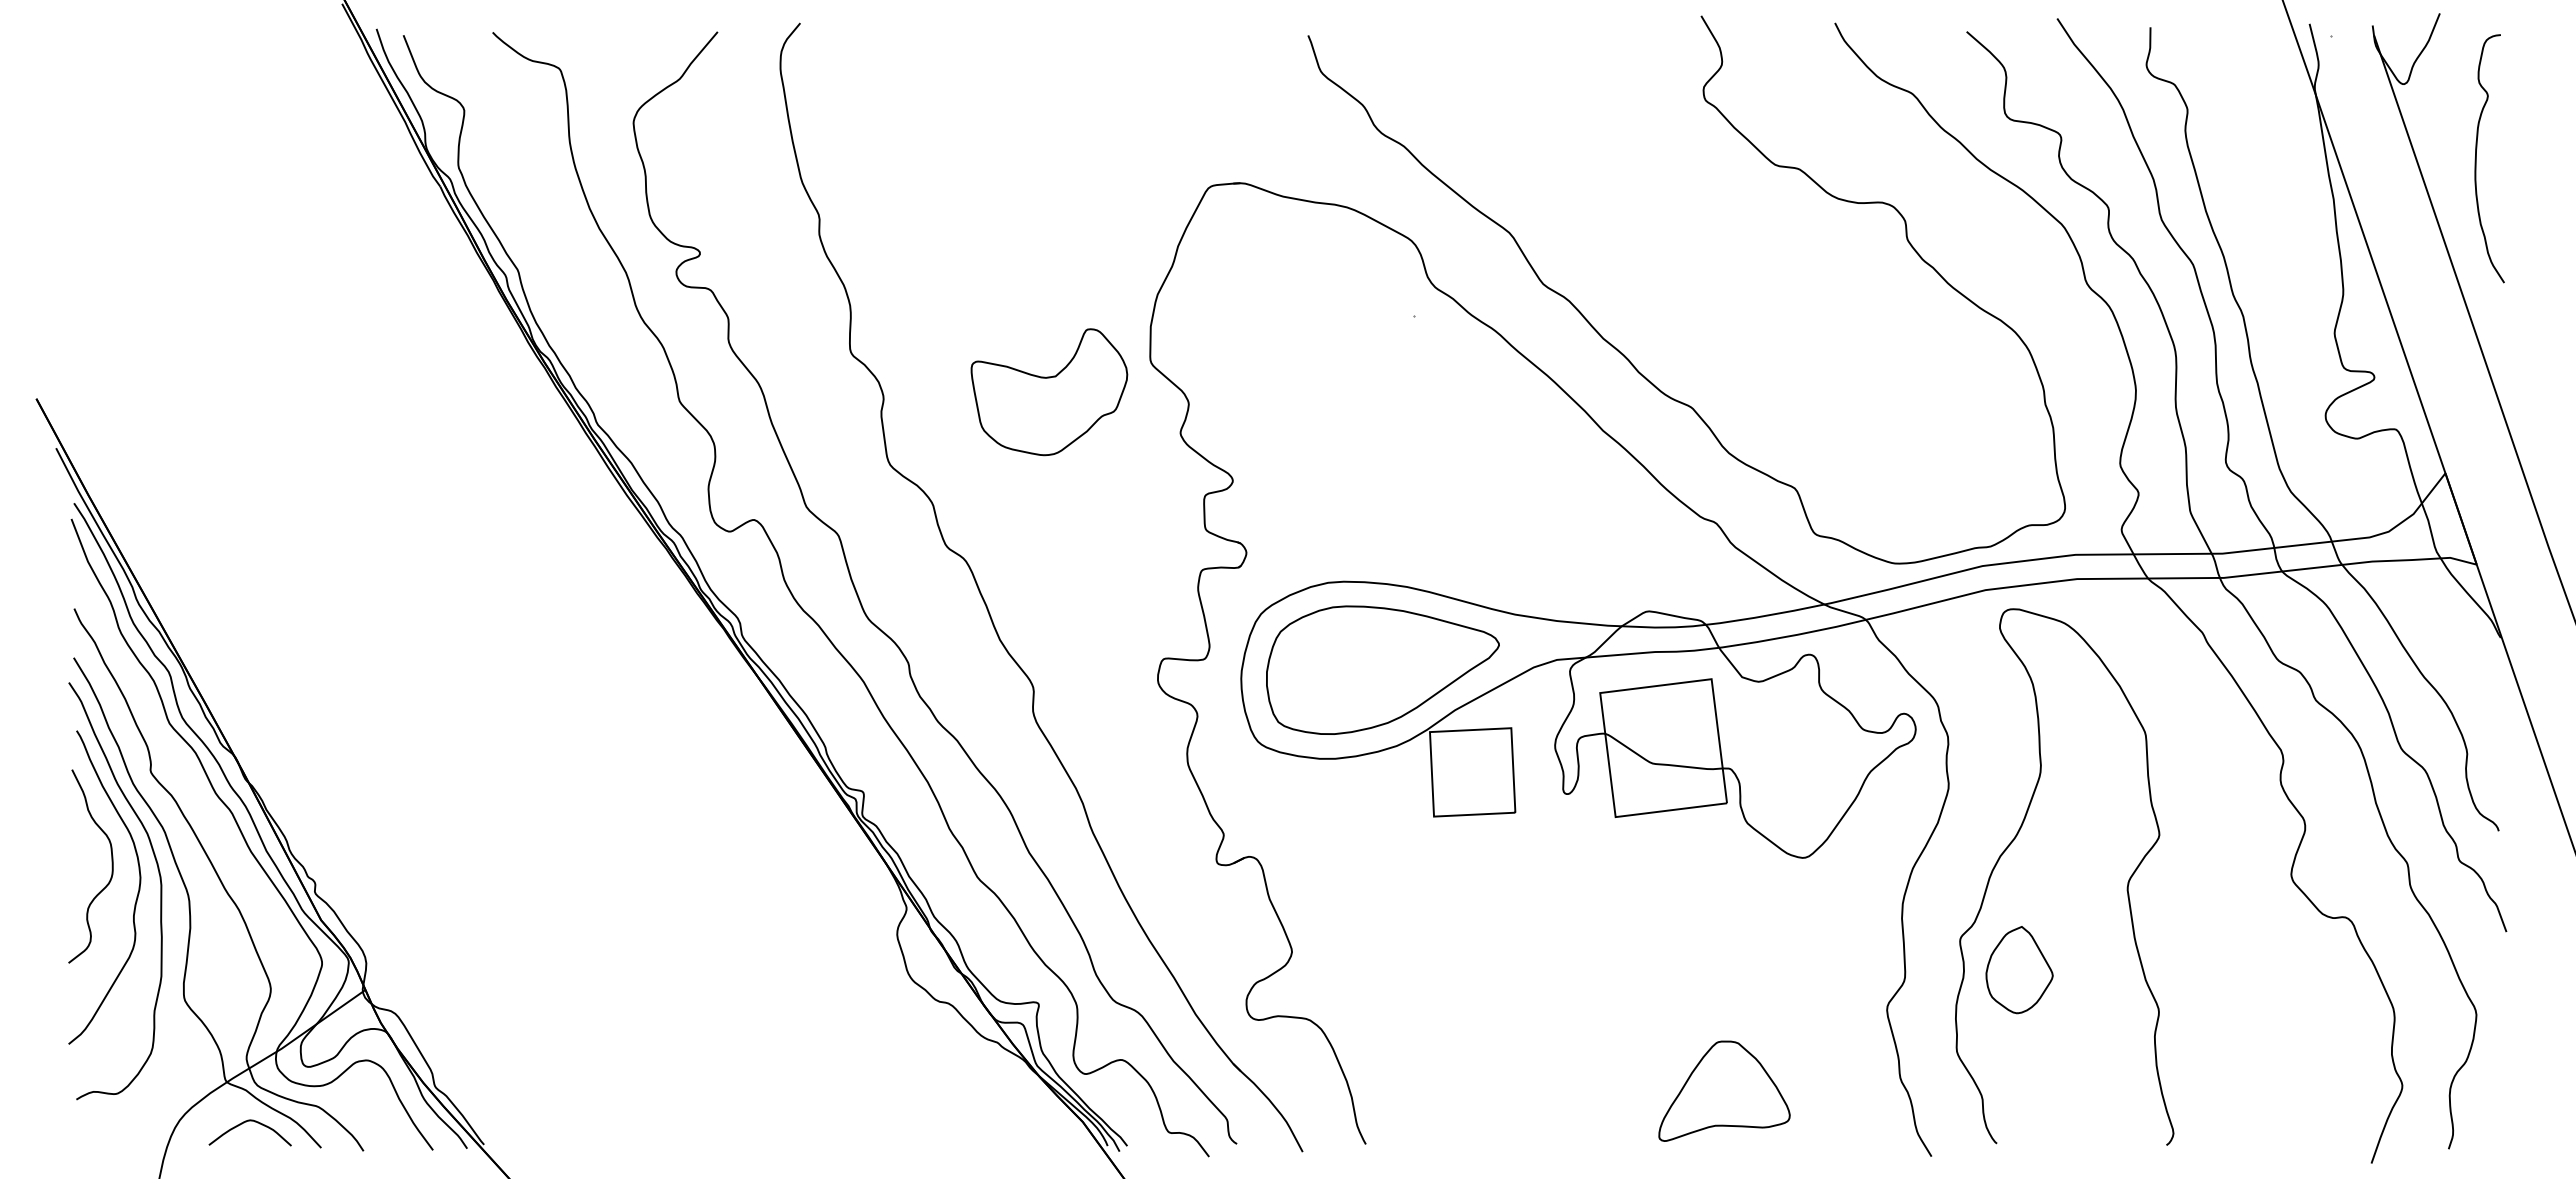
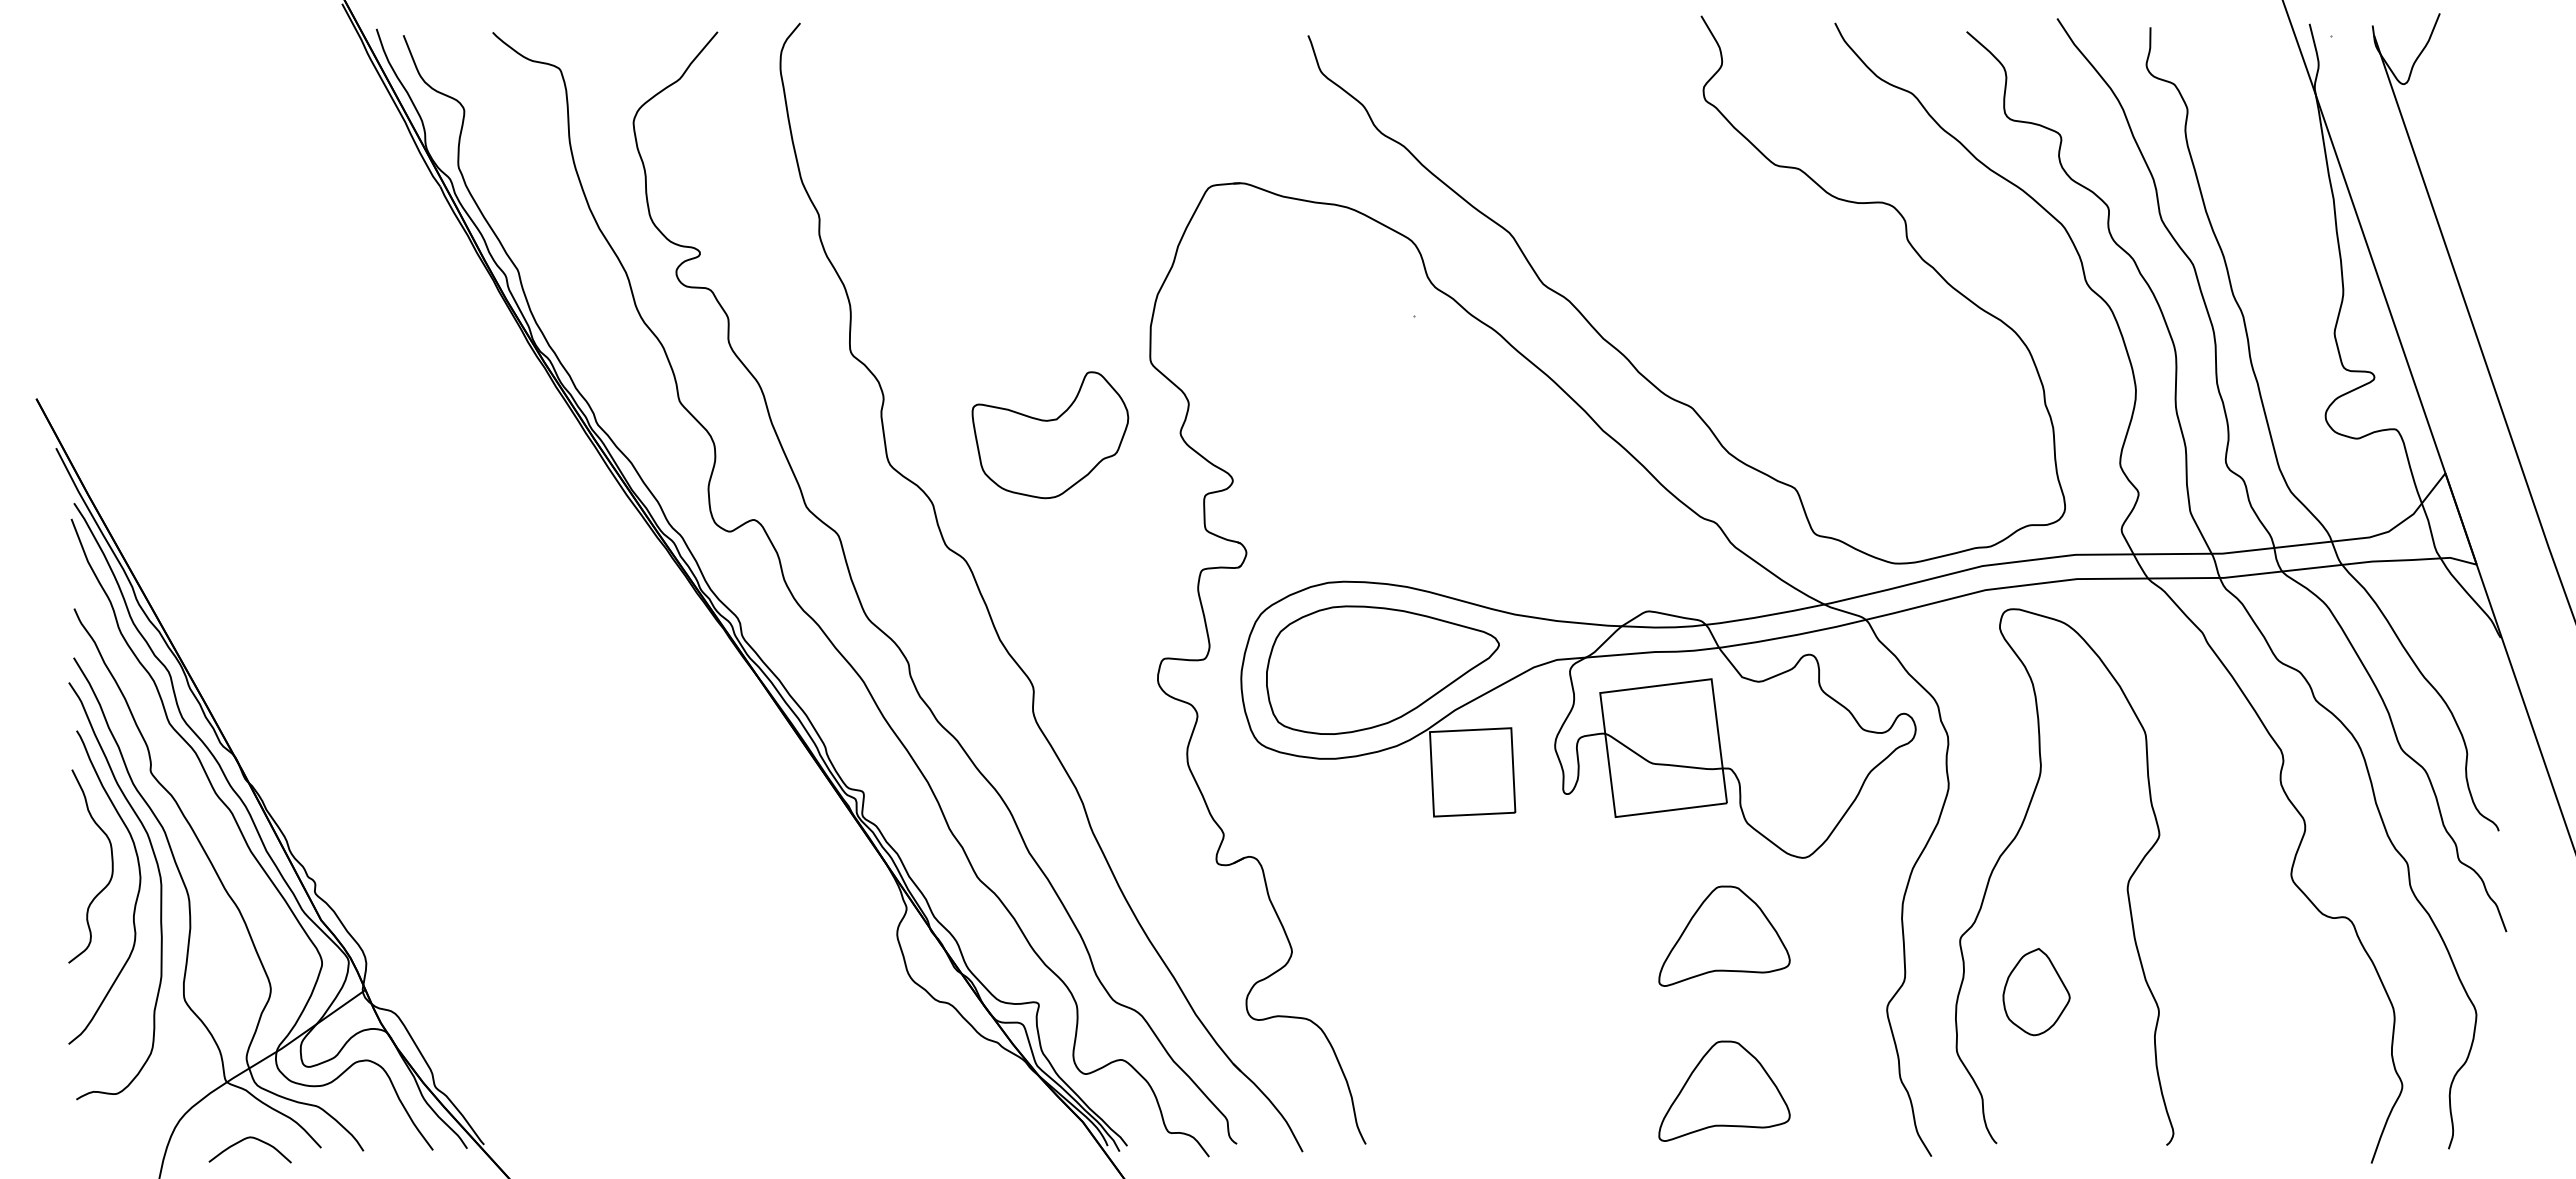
curve: present -> none (2476, 158)
part position: (1049, 392) -> (1050, 435) (1050, 435)
part: none -> present (1724, 935)
part position: (2019, 970) -> (2036, 992) (2036, 992)
curve position: (244, 1123) -> (244, 1140) (244, 1140)
